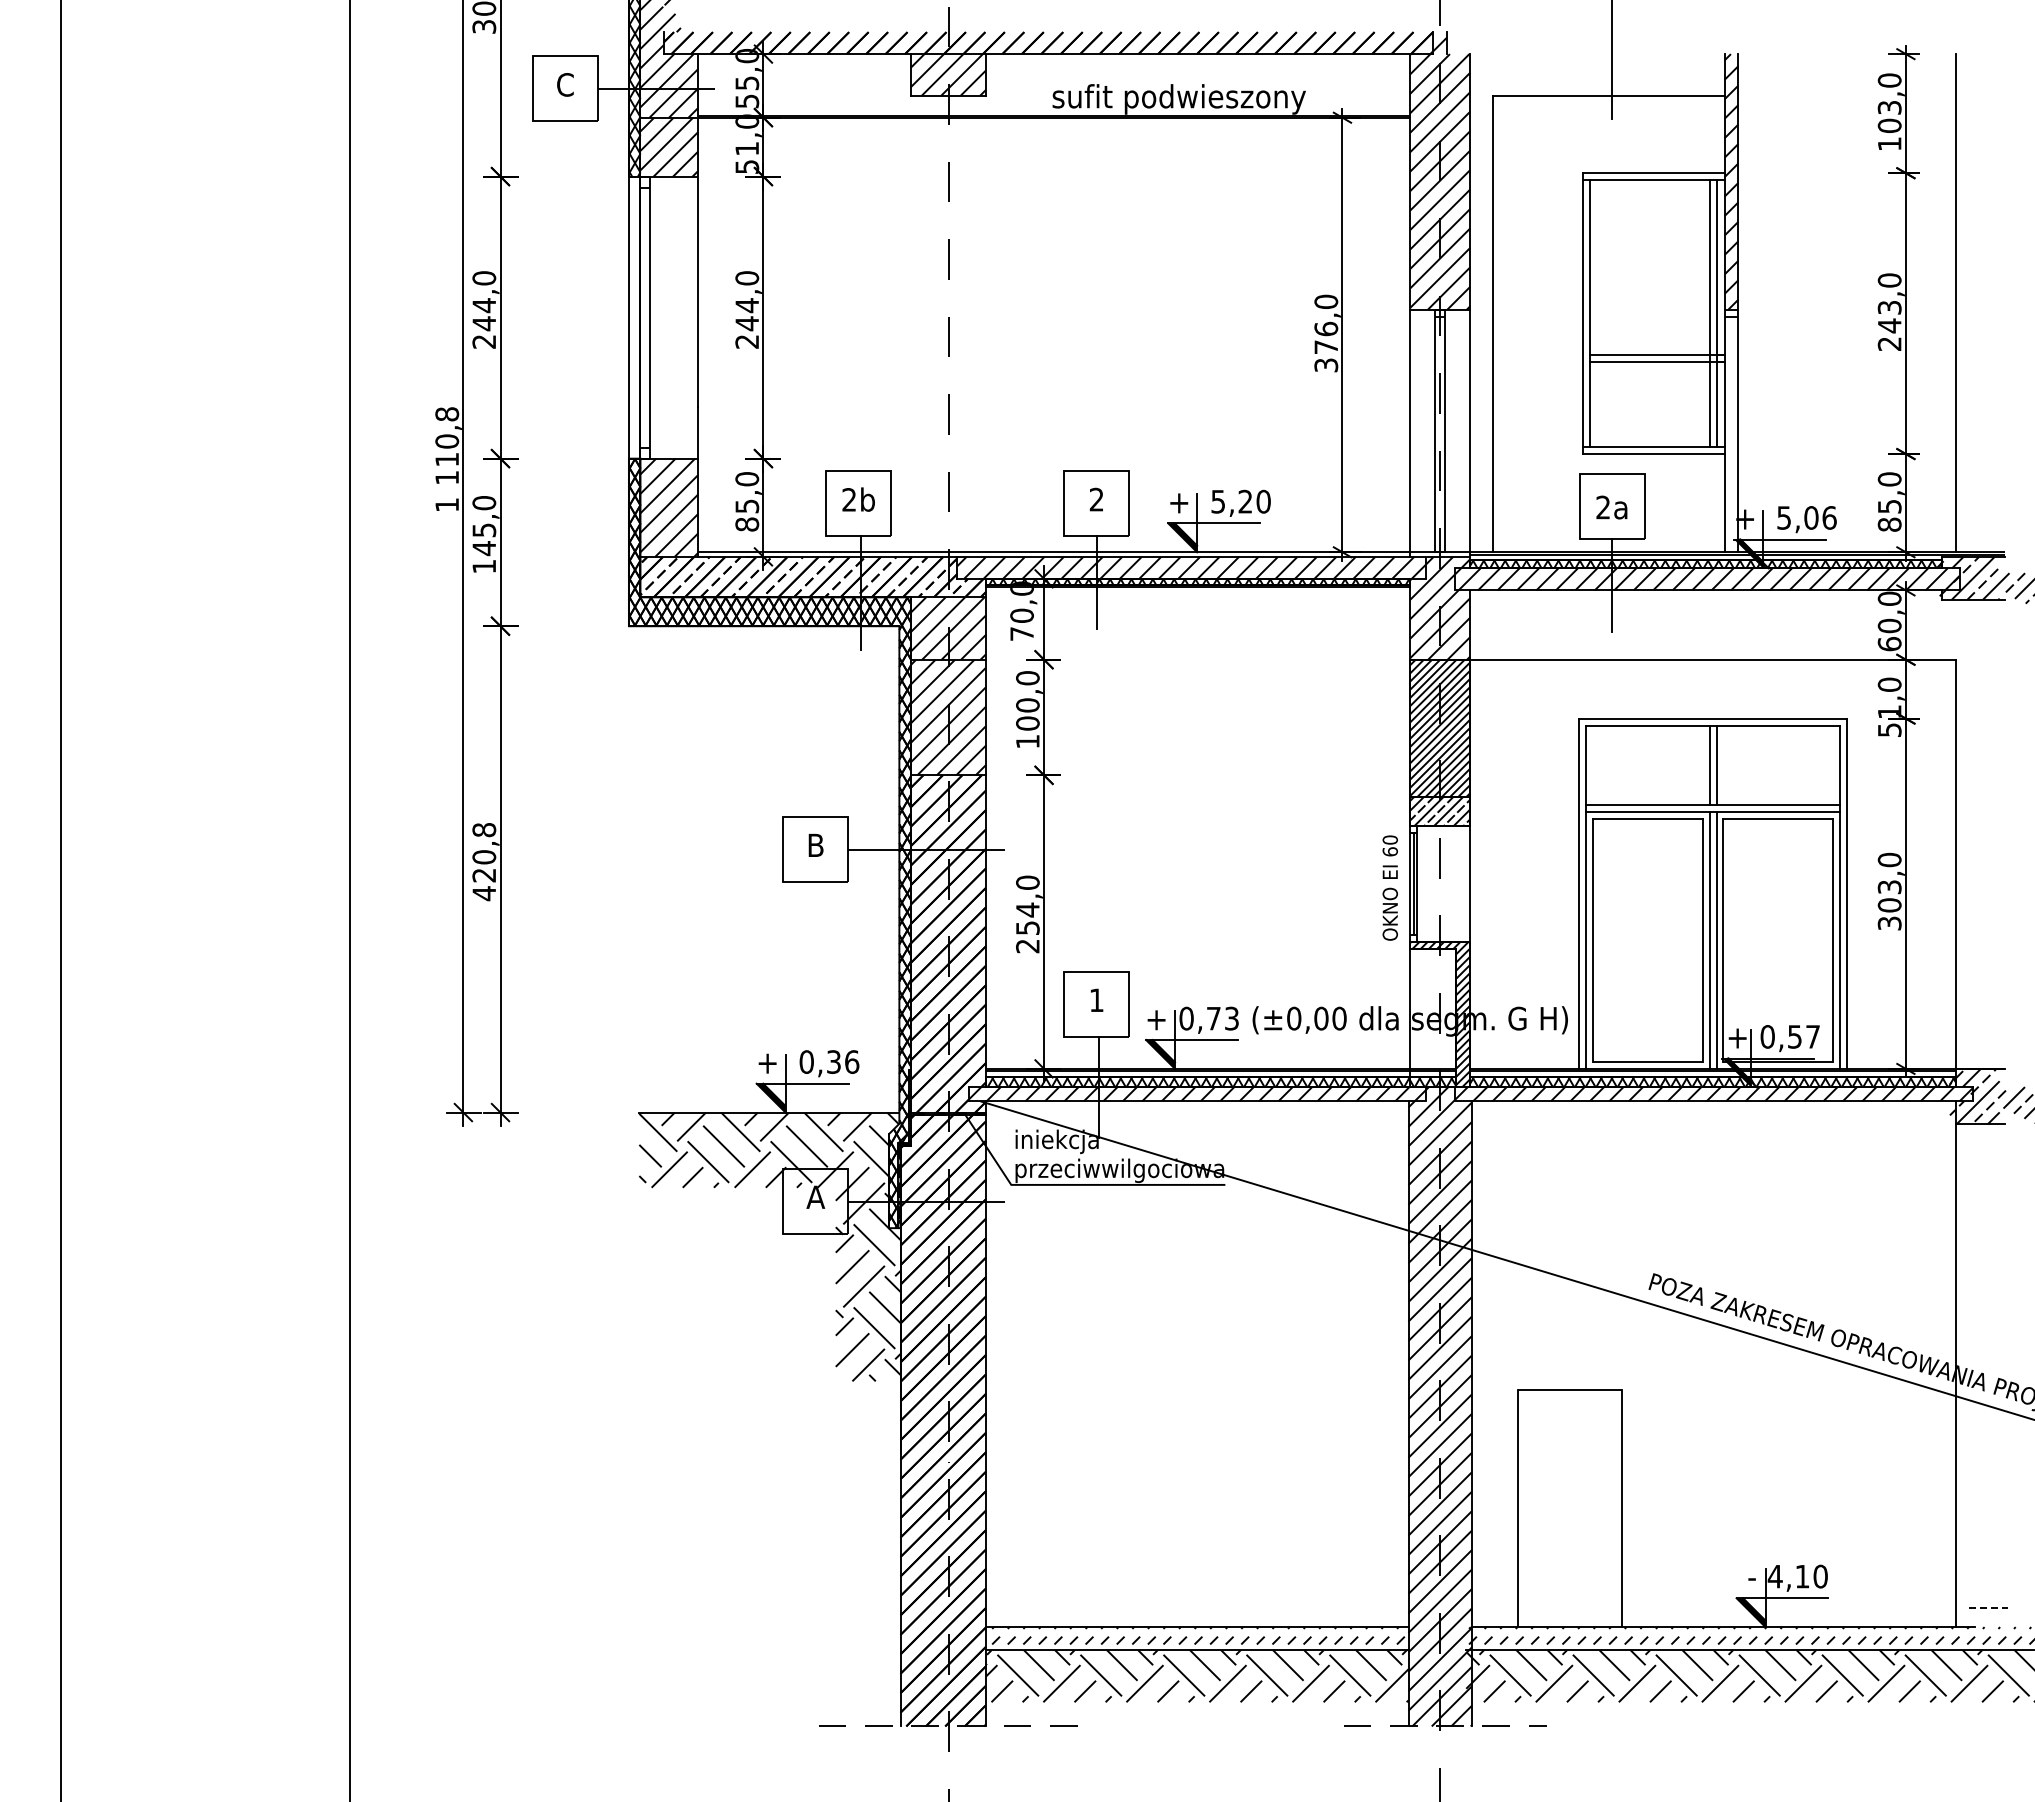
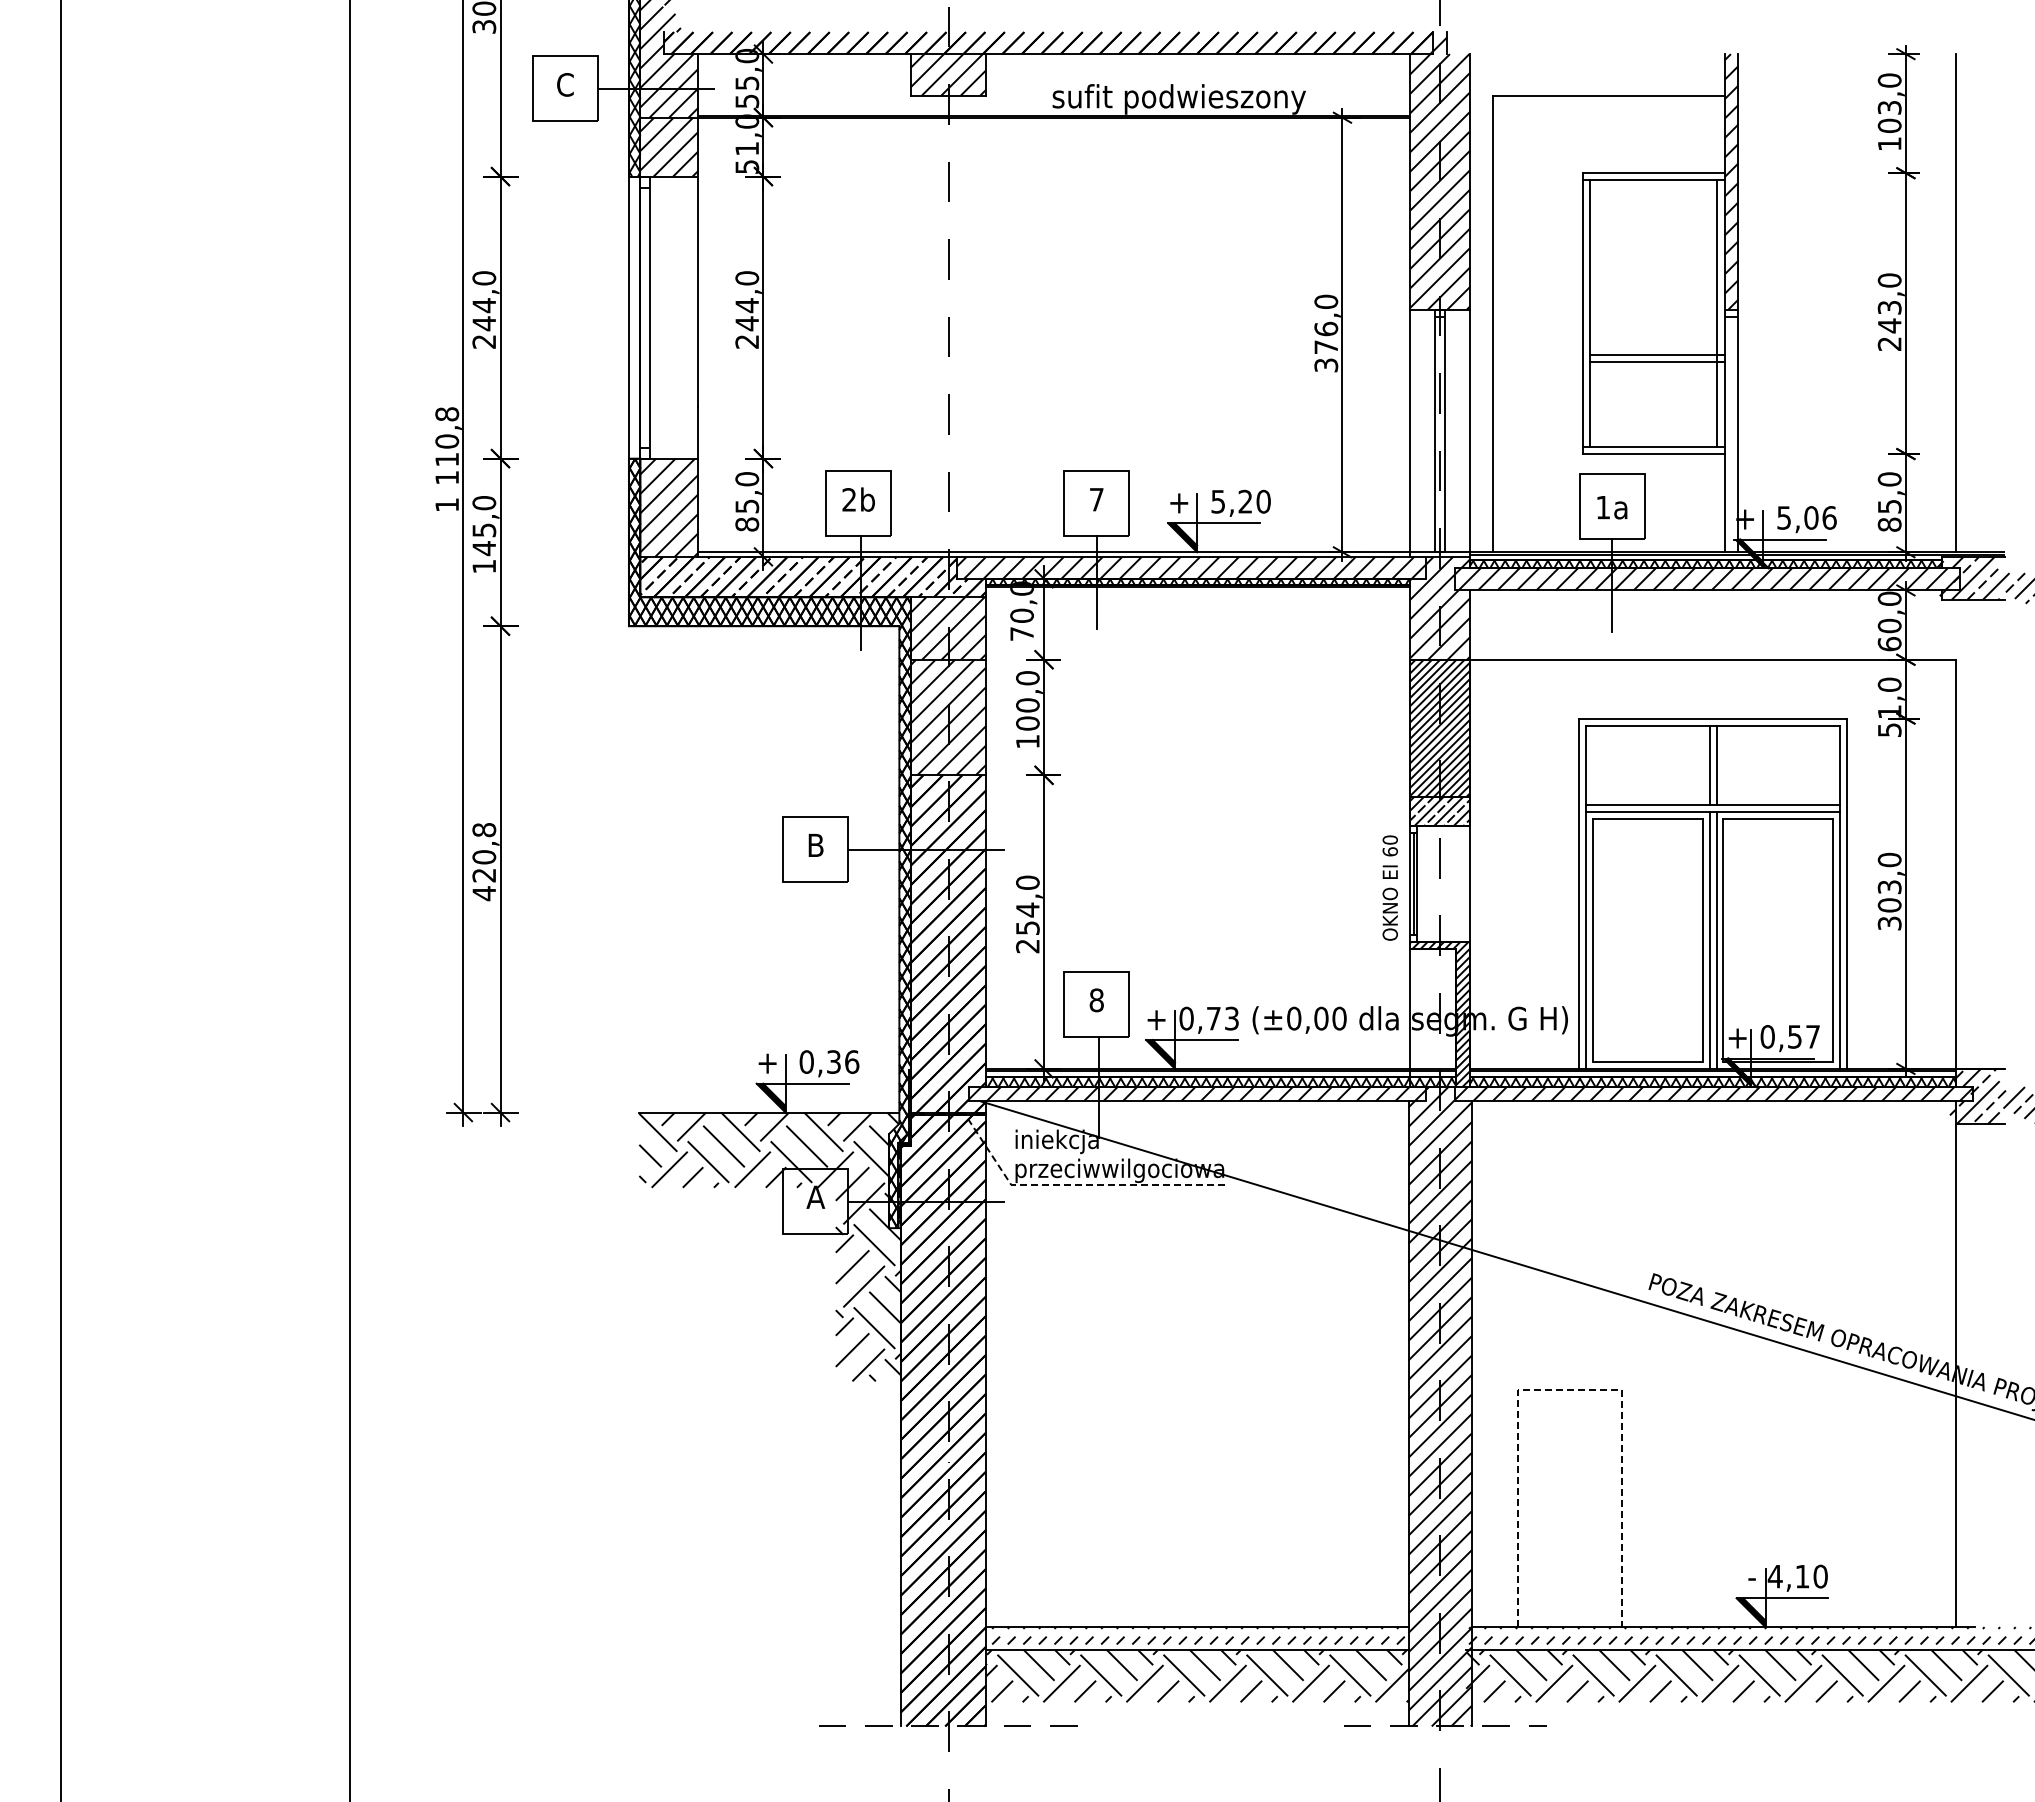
line: present -> none (1612, 60)
line: present -> none (1709, 313)
text: 2 -> 7 (1096, 499)
text: 2a -> 1a (1602, 507)
text: 1 -> 8 (1096, 1000)
line: solid -> dashed (1076, 1184)
line: solid -> dashed (1570, 1390)
line: present -> none (1986, 1607)
